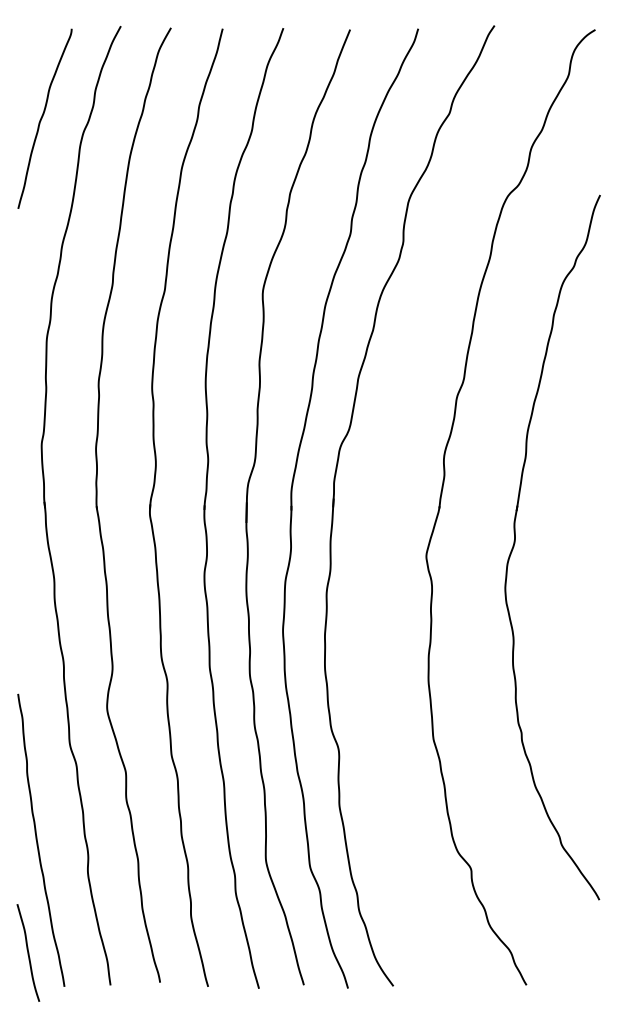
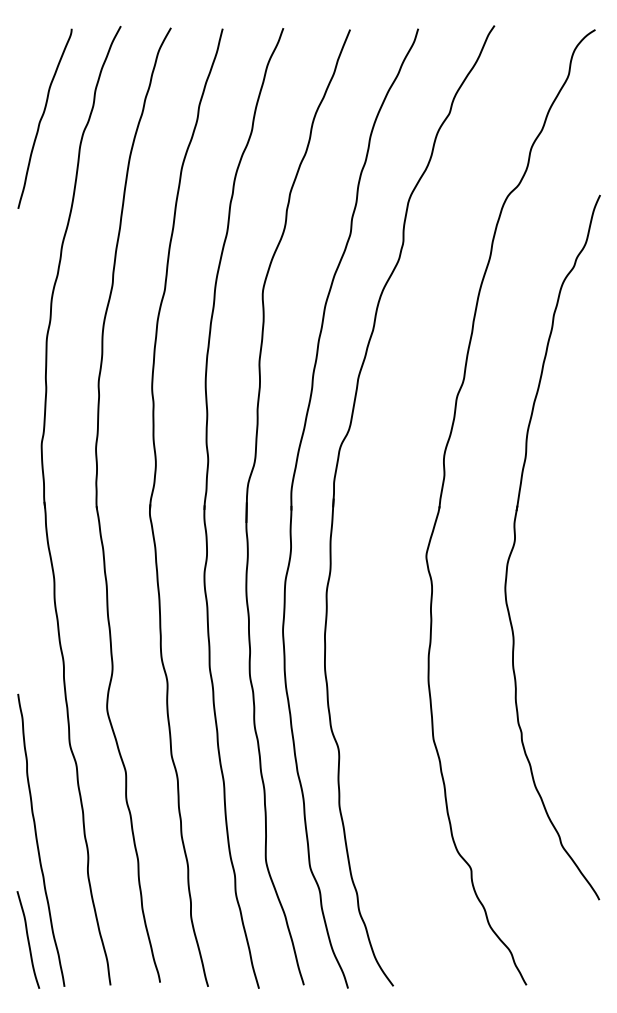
curve position: (28, 952) -> (28, 939) (28, 939)
